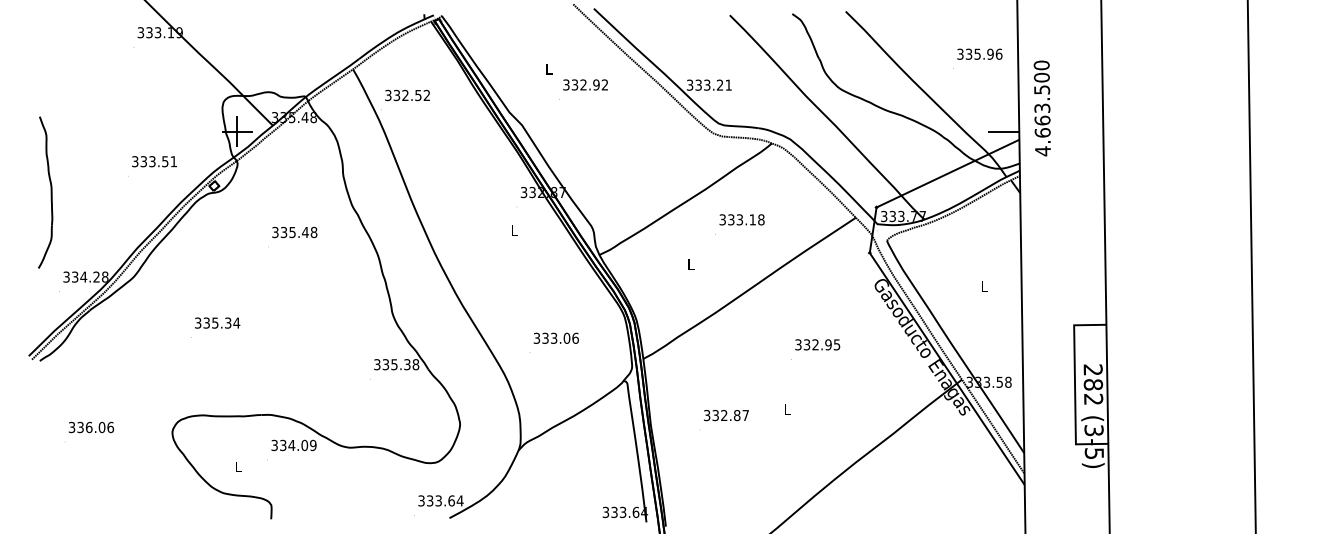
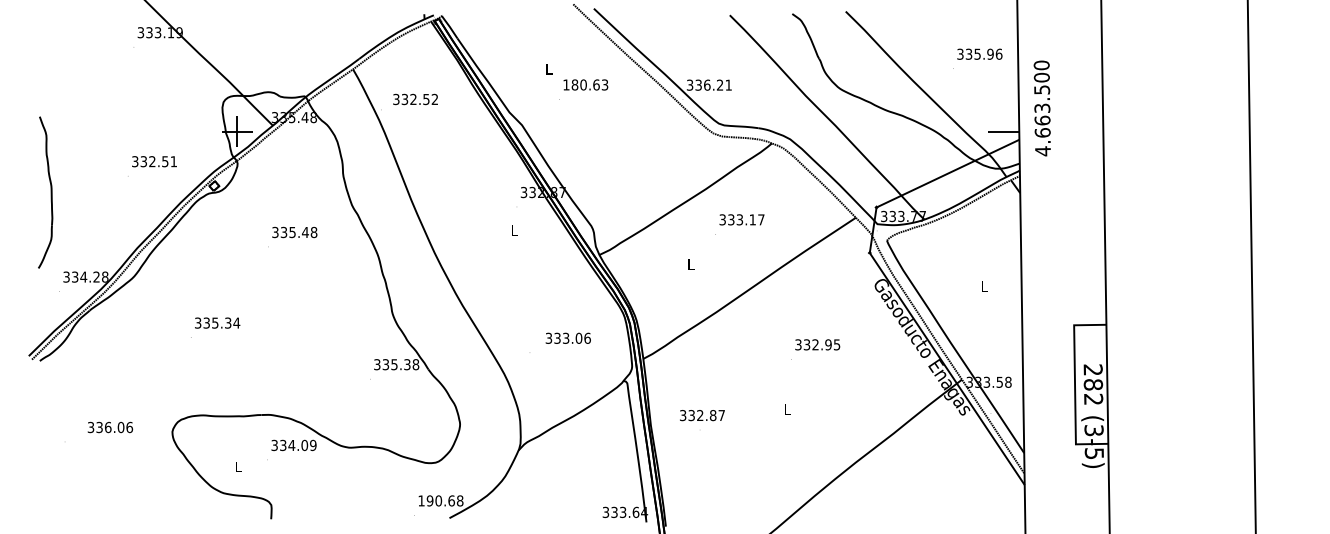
text: 332.92 -> 180.63 (585, 84)
text: 333.21 -> 336.21 (707, 84)
text position: (407, 95) -> (415, 99) (415, 99)
text: 333.51 -> 332.51 (152, 162)
text: 333.18 -> 333.17 (761, 219)
text position: (555, 337) -> (567, 337) (567, 337)
text position: (726, 415) -> (702, 415) (702, 415)
text position: (91, 427) -> (110, 427) (110, 427)
text: 333.64 -> 190.68 (440, 500)
